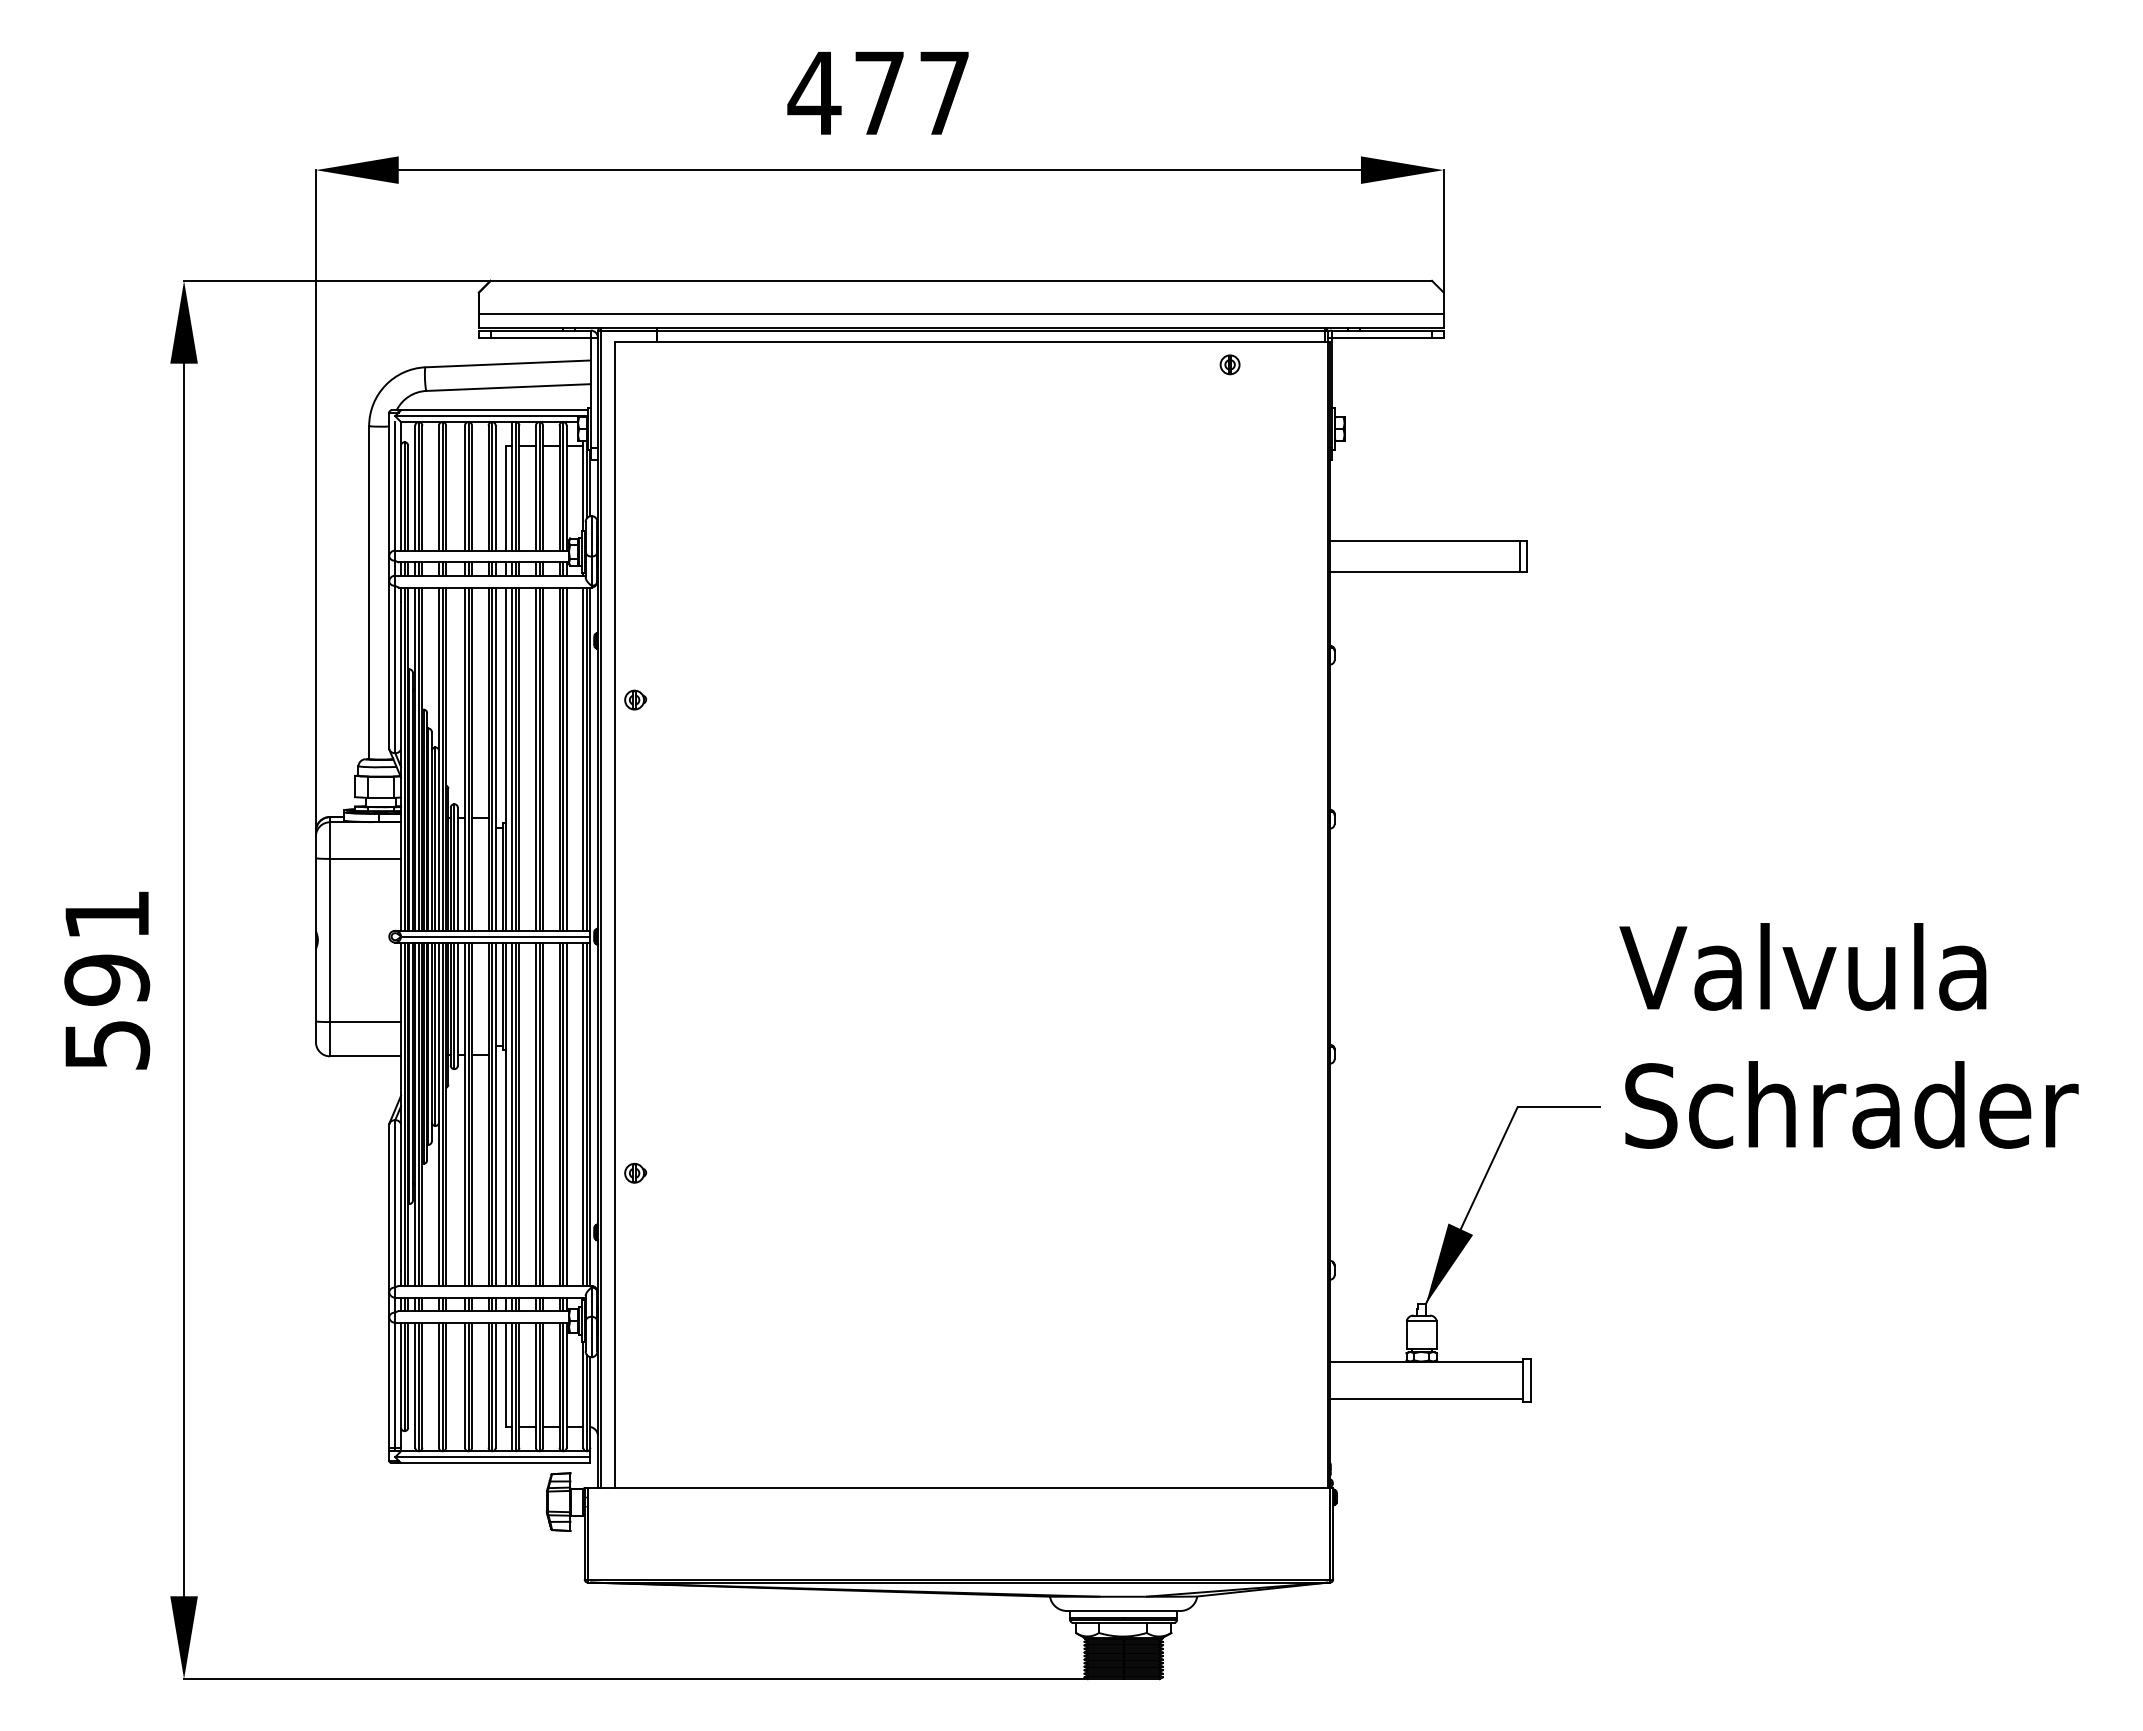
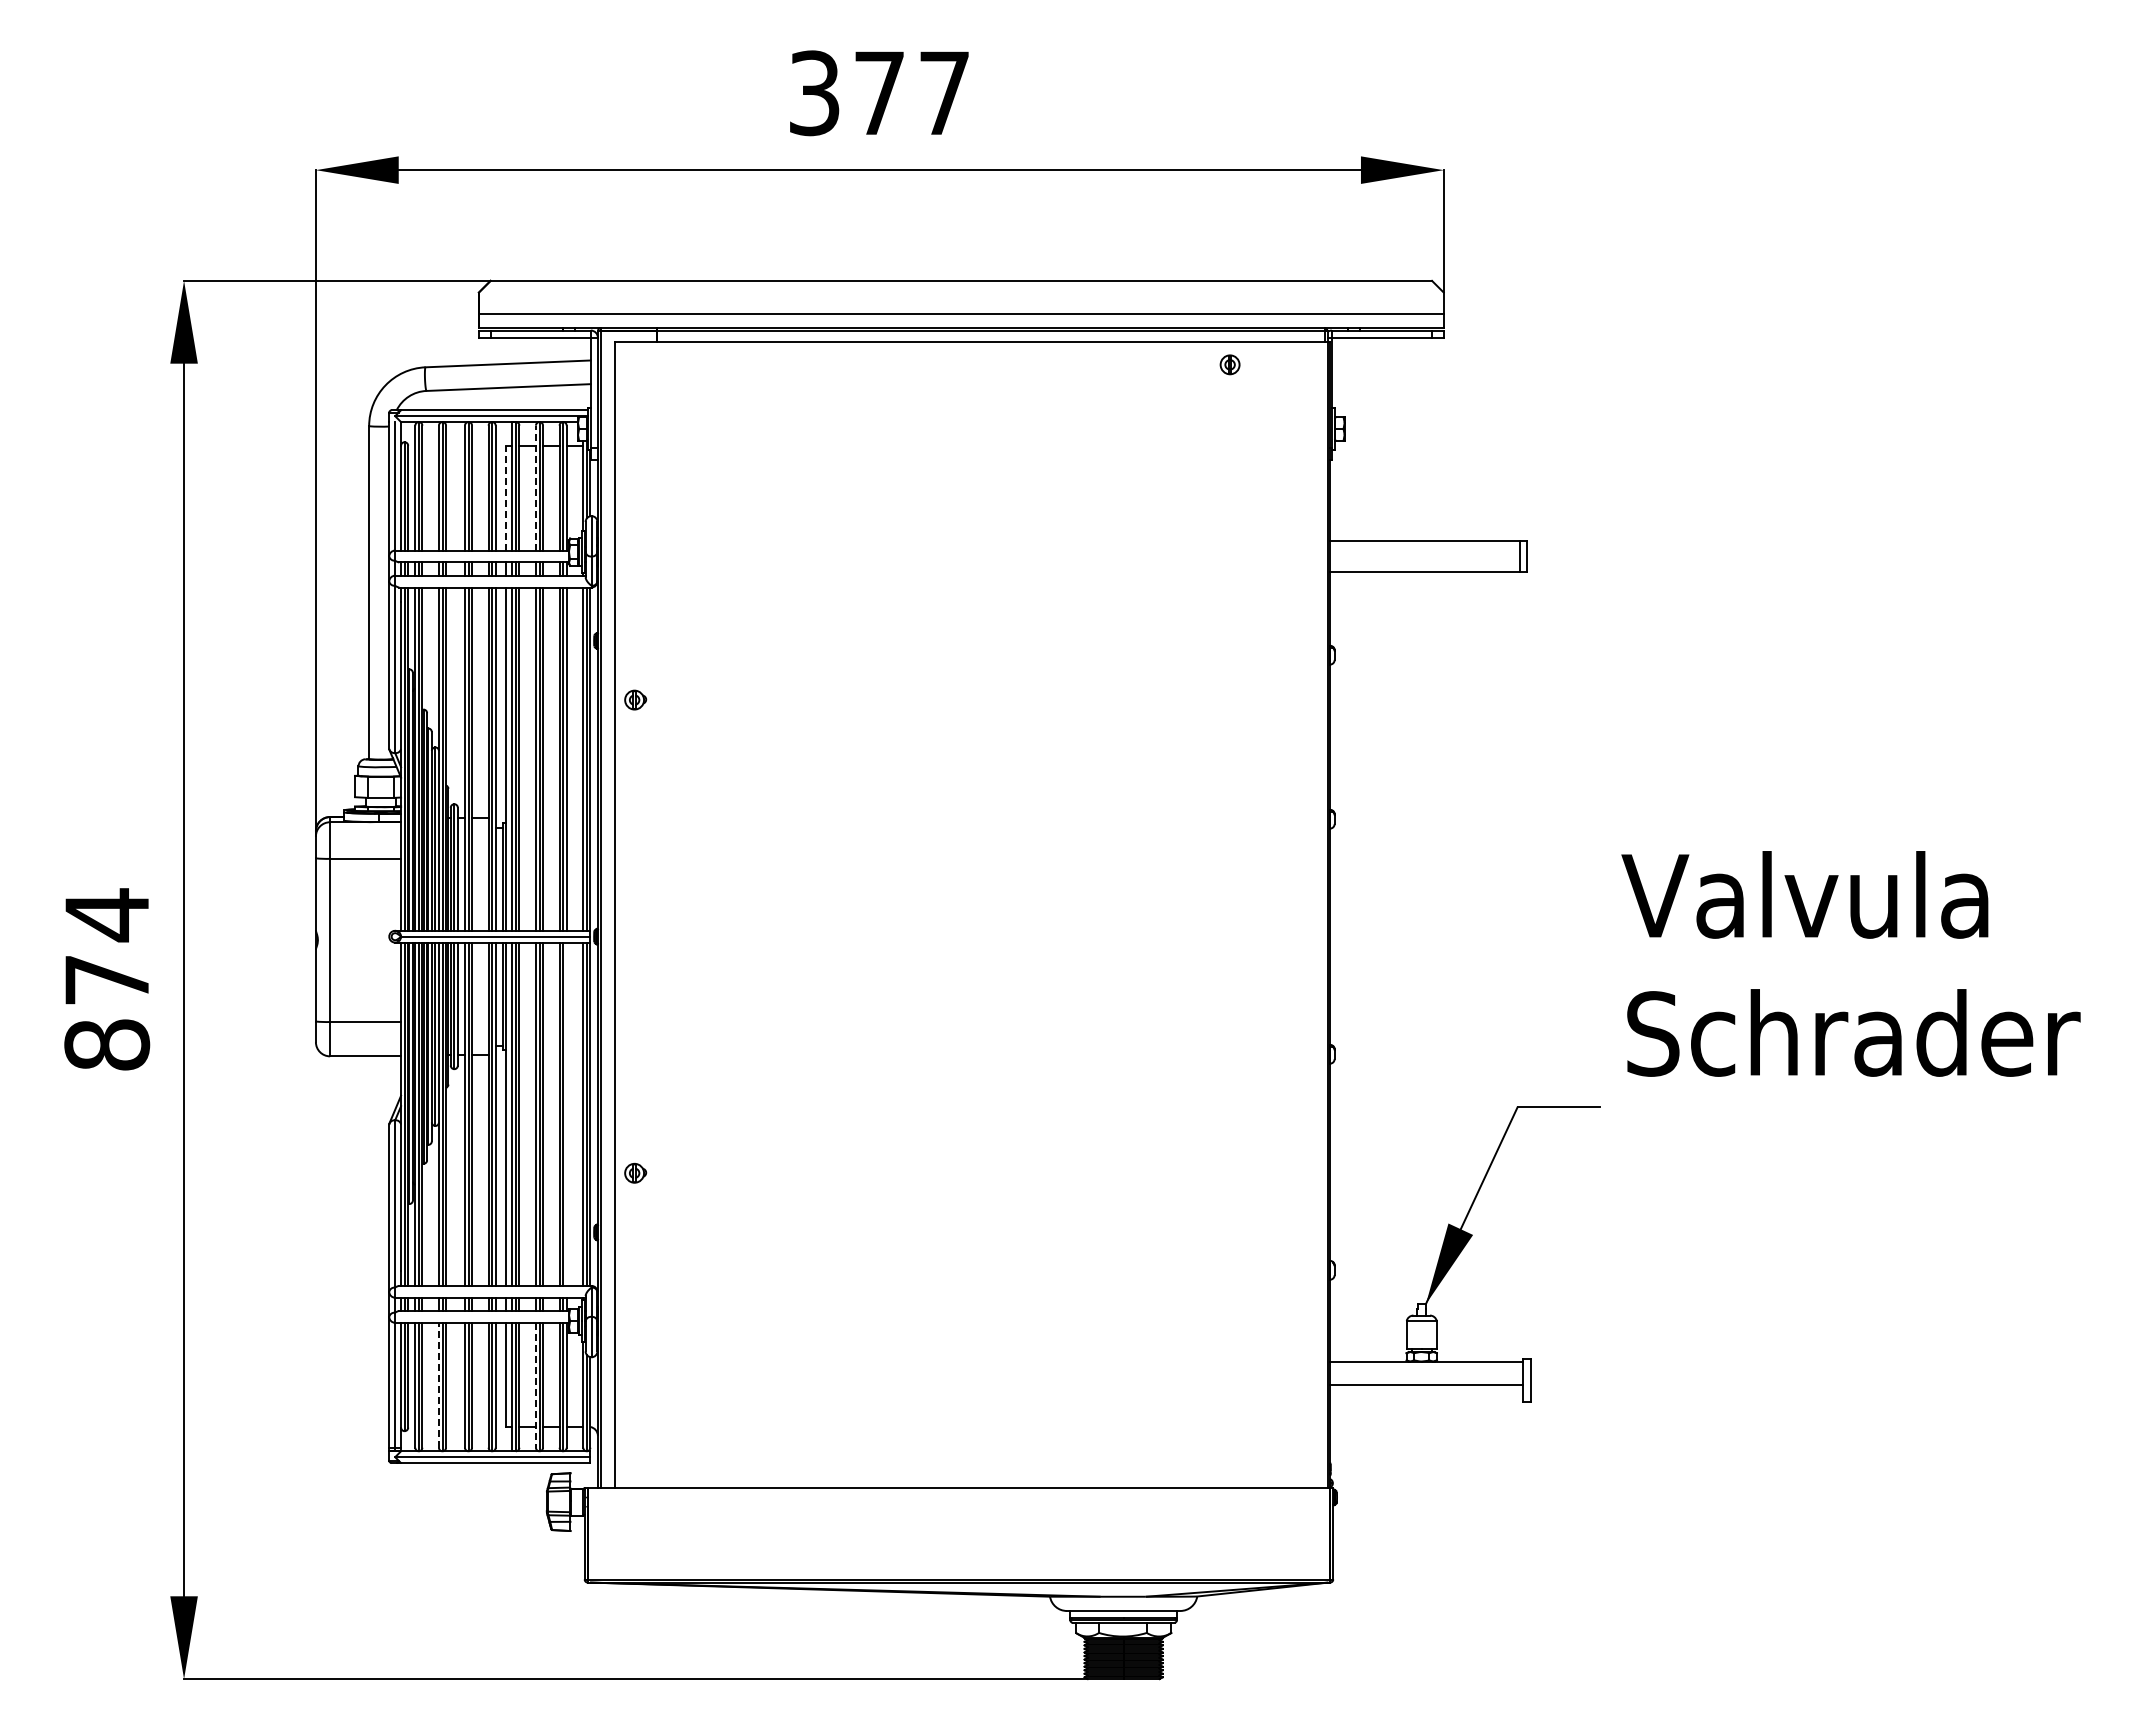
text: 477 -> 377 (814, 93)
line: solid -> dashed (535, 487)
line: solid -> dashed (506, 498)
text: 591 -> 874 (107, 979)
text position: (1848, 1035) -> (1850, 963) (1850, 963)
line: present -> none (566, 1113)
line: solid -> dashed (438, 1384)
line: solid -> dashed (535, 1385)
line position: (1426, 1399) -> (1426, 1385) (1426, 1385)
